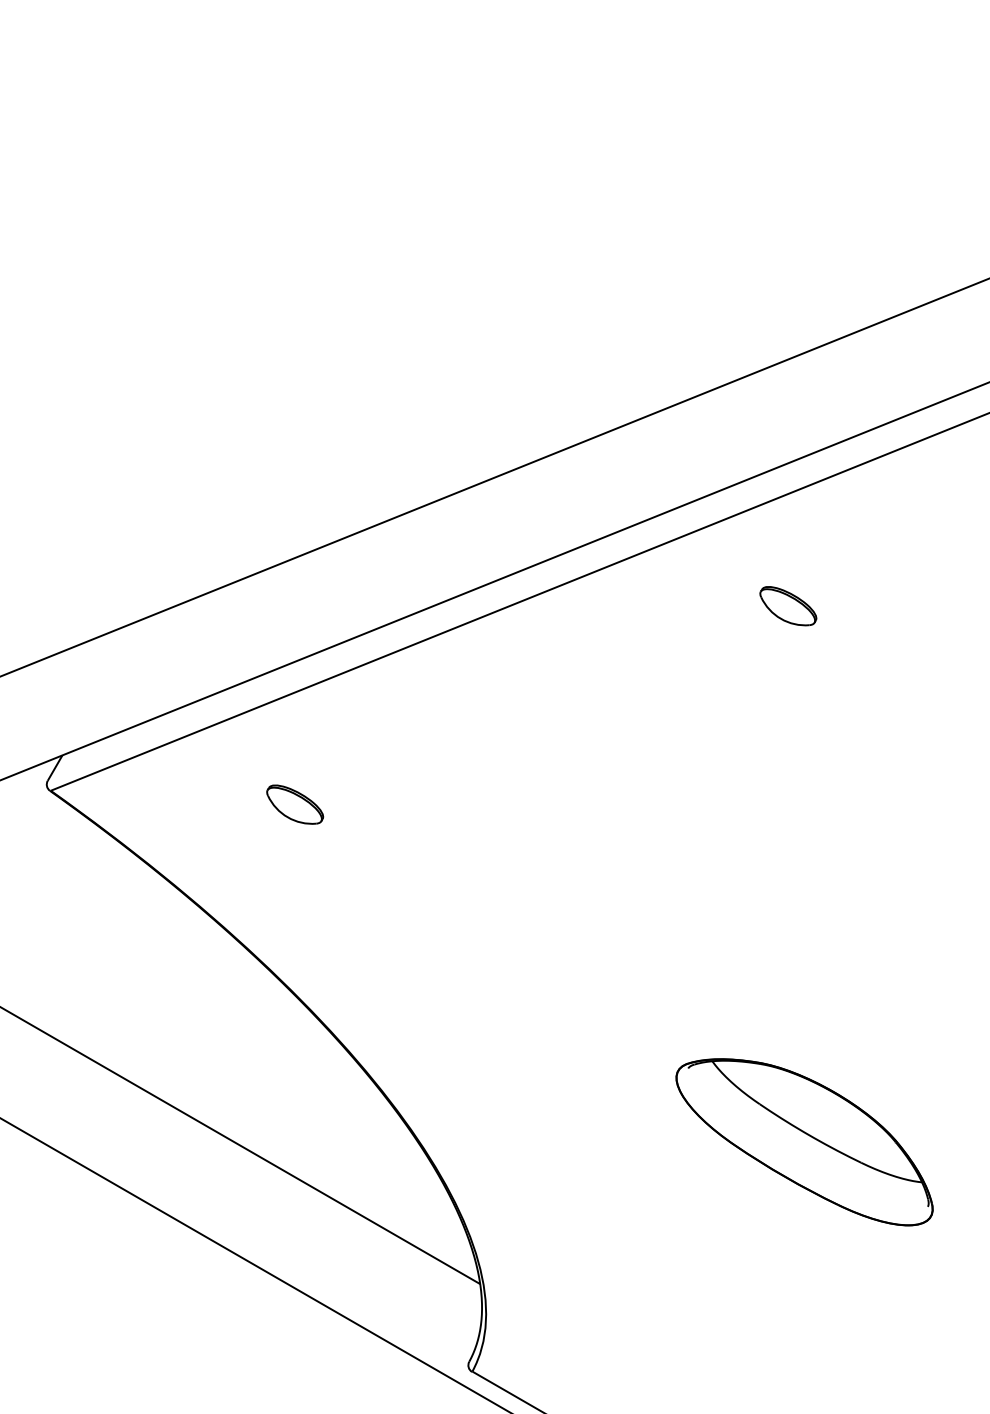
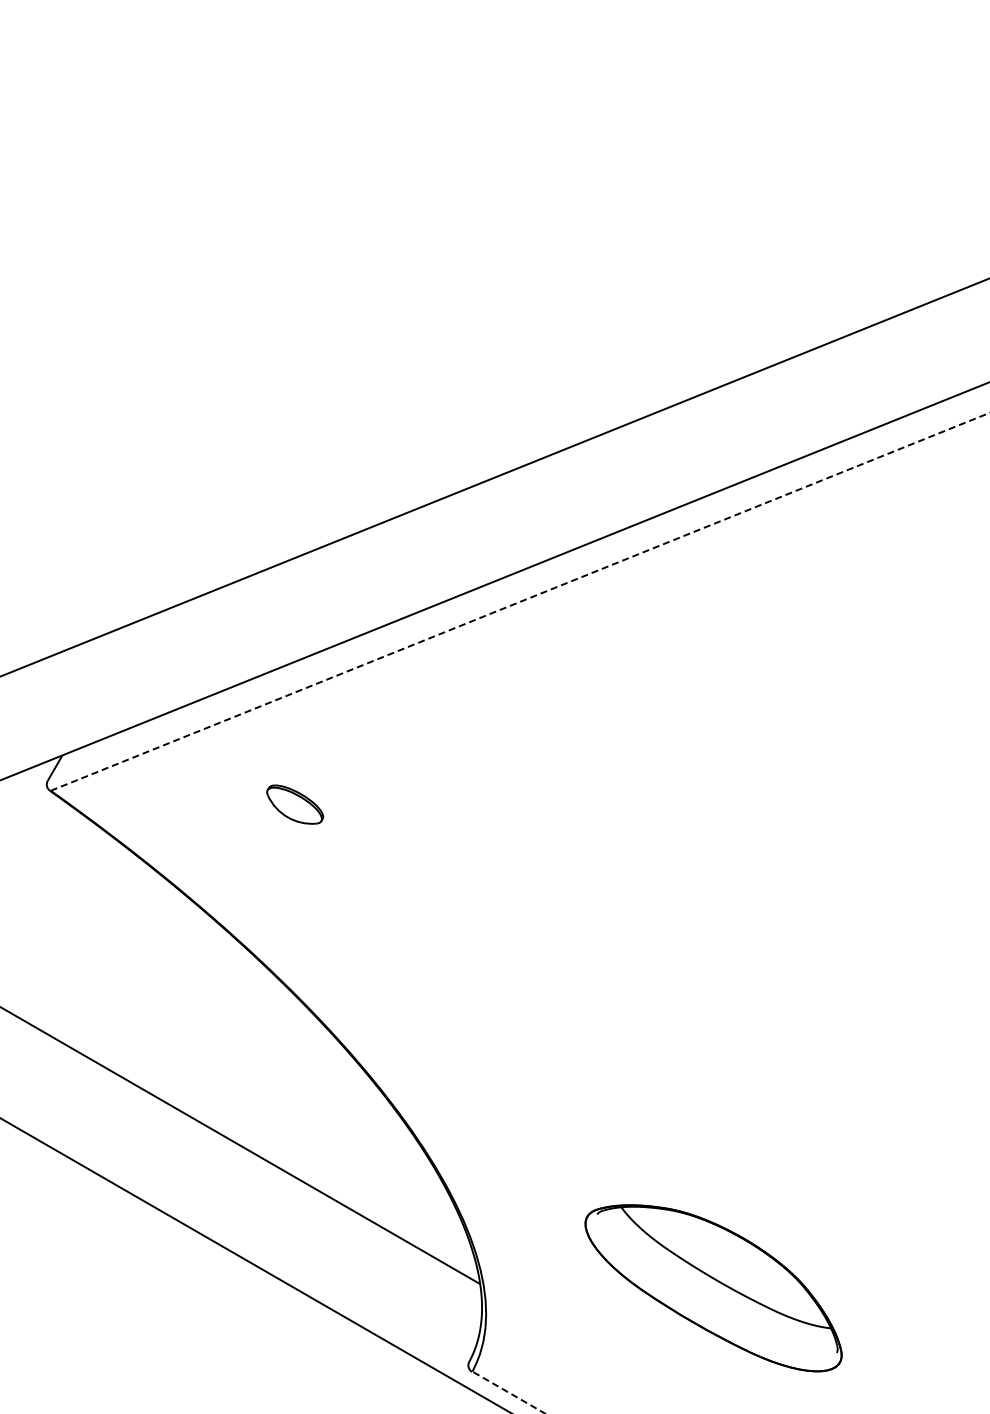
line: solid -> dashed (519, 601)
part: present -> none (788, 606)
part position: (804, 1142) -> (713, 1288) (713, 1288)
line: solid -> dashed (508, 1392)
